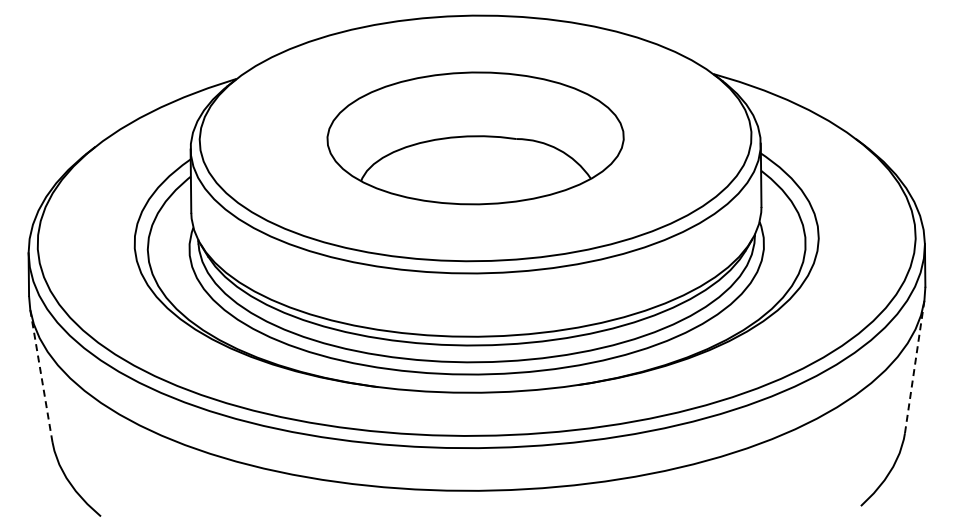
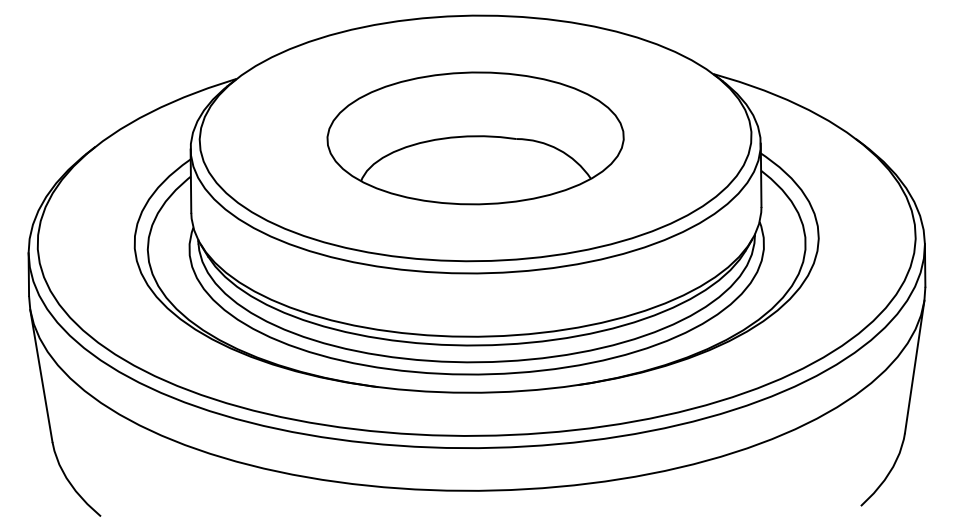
line: dashed -> solid (914, 366)
line: dashed -> solid (41, 376)
